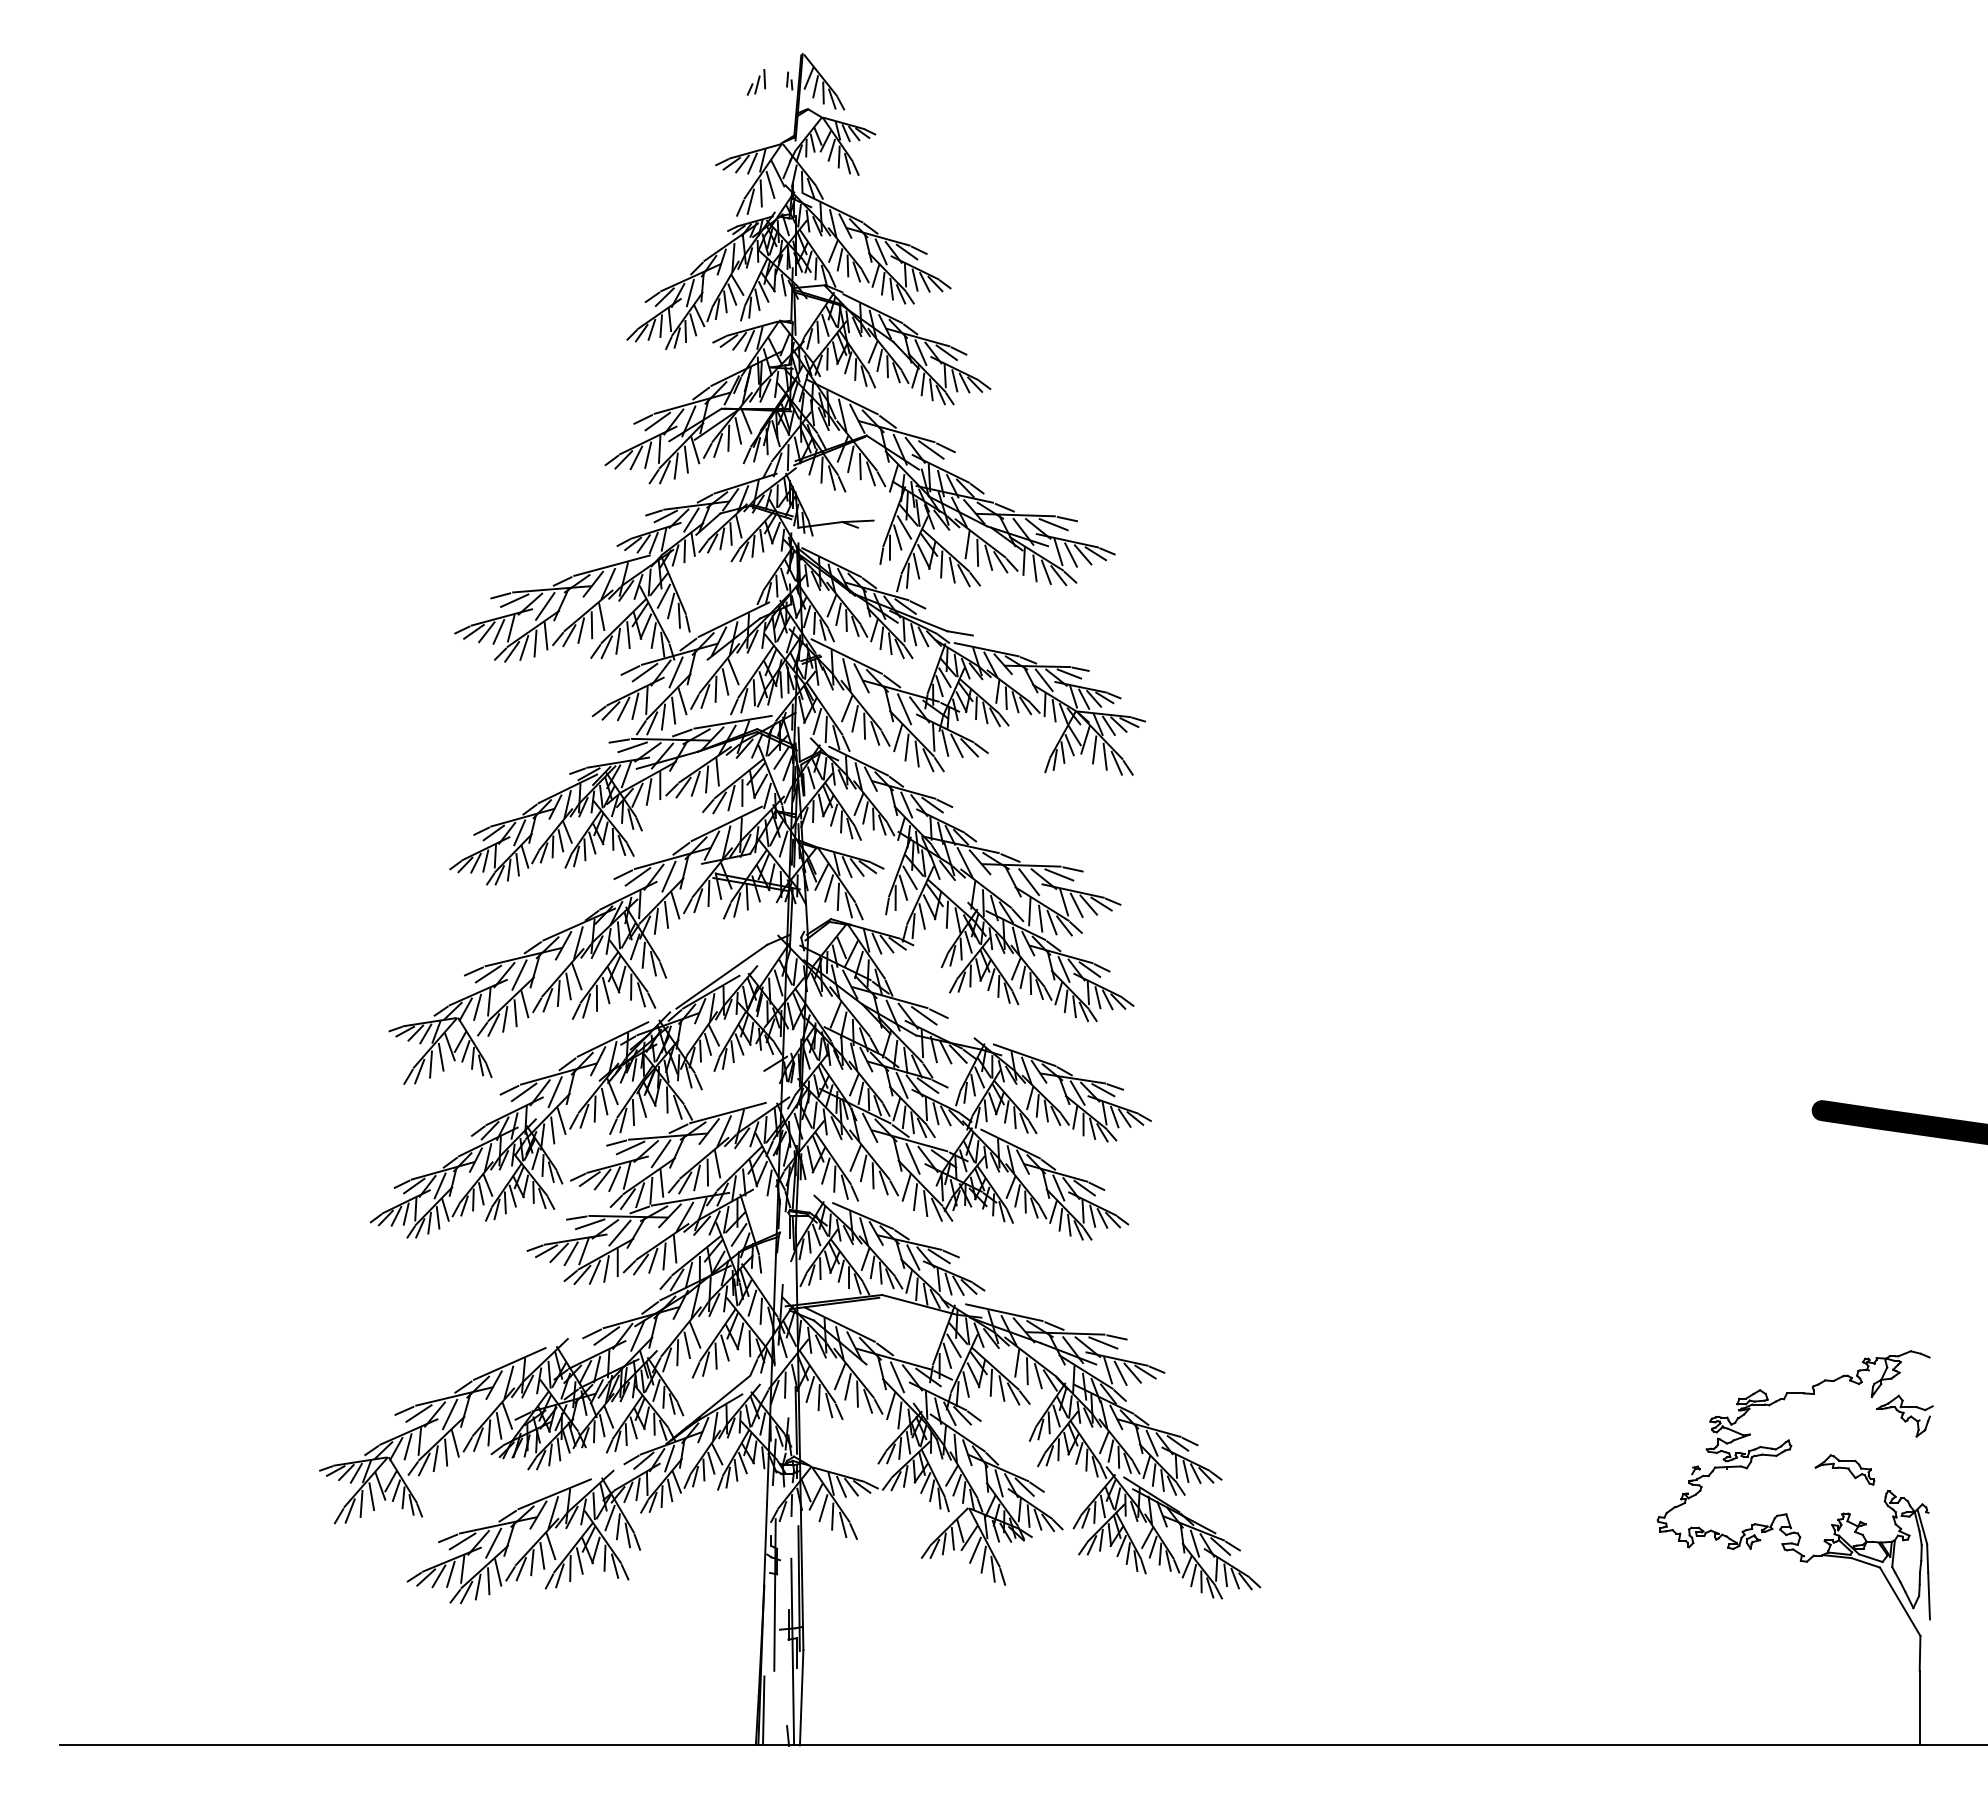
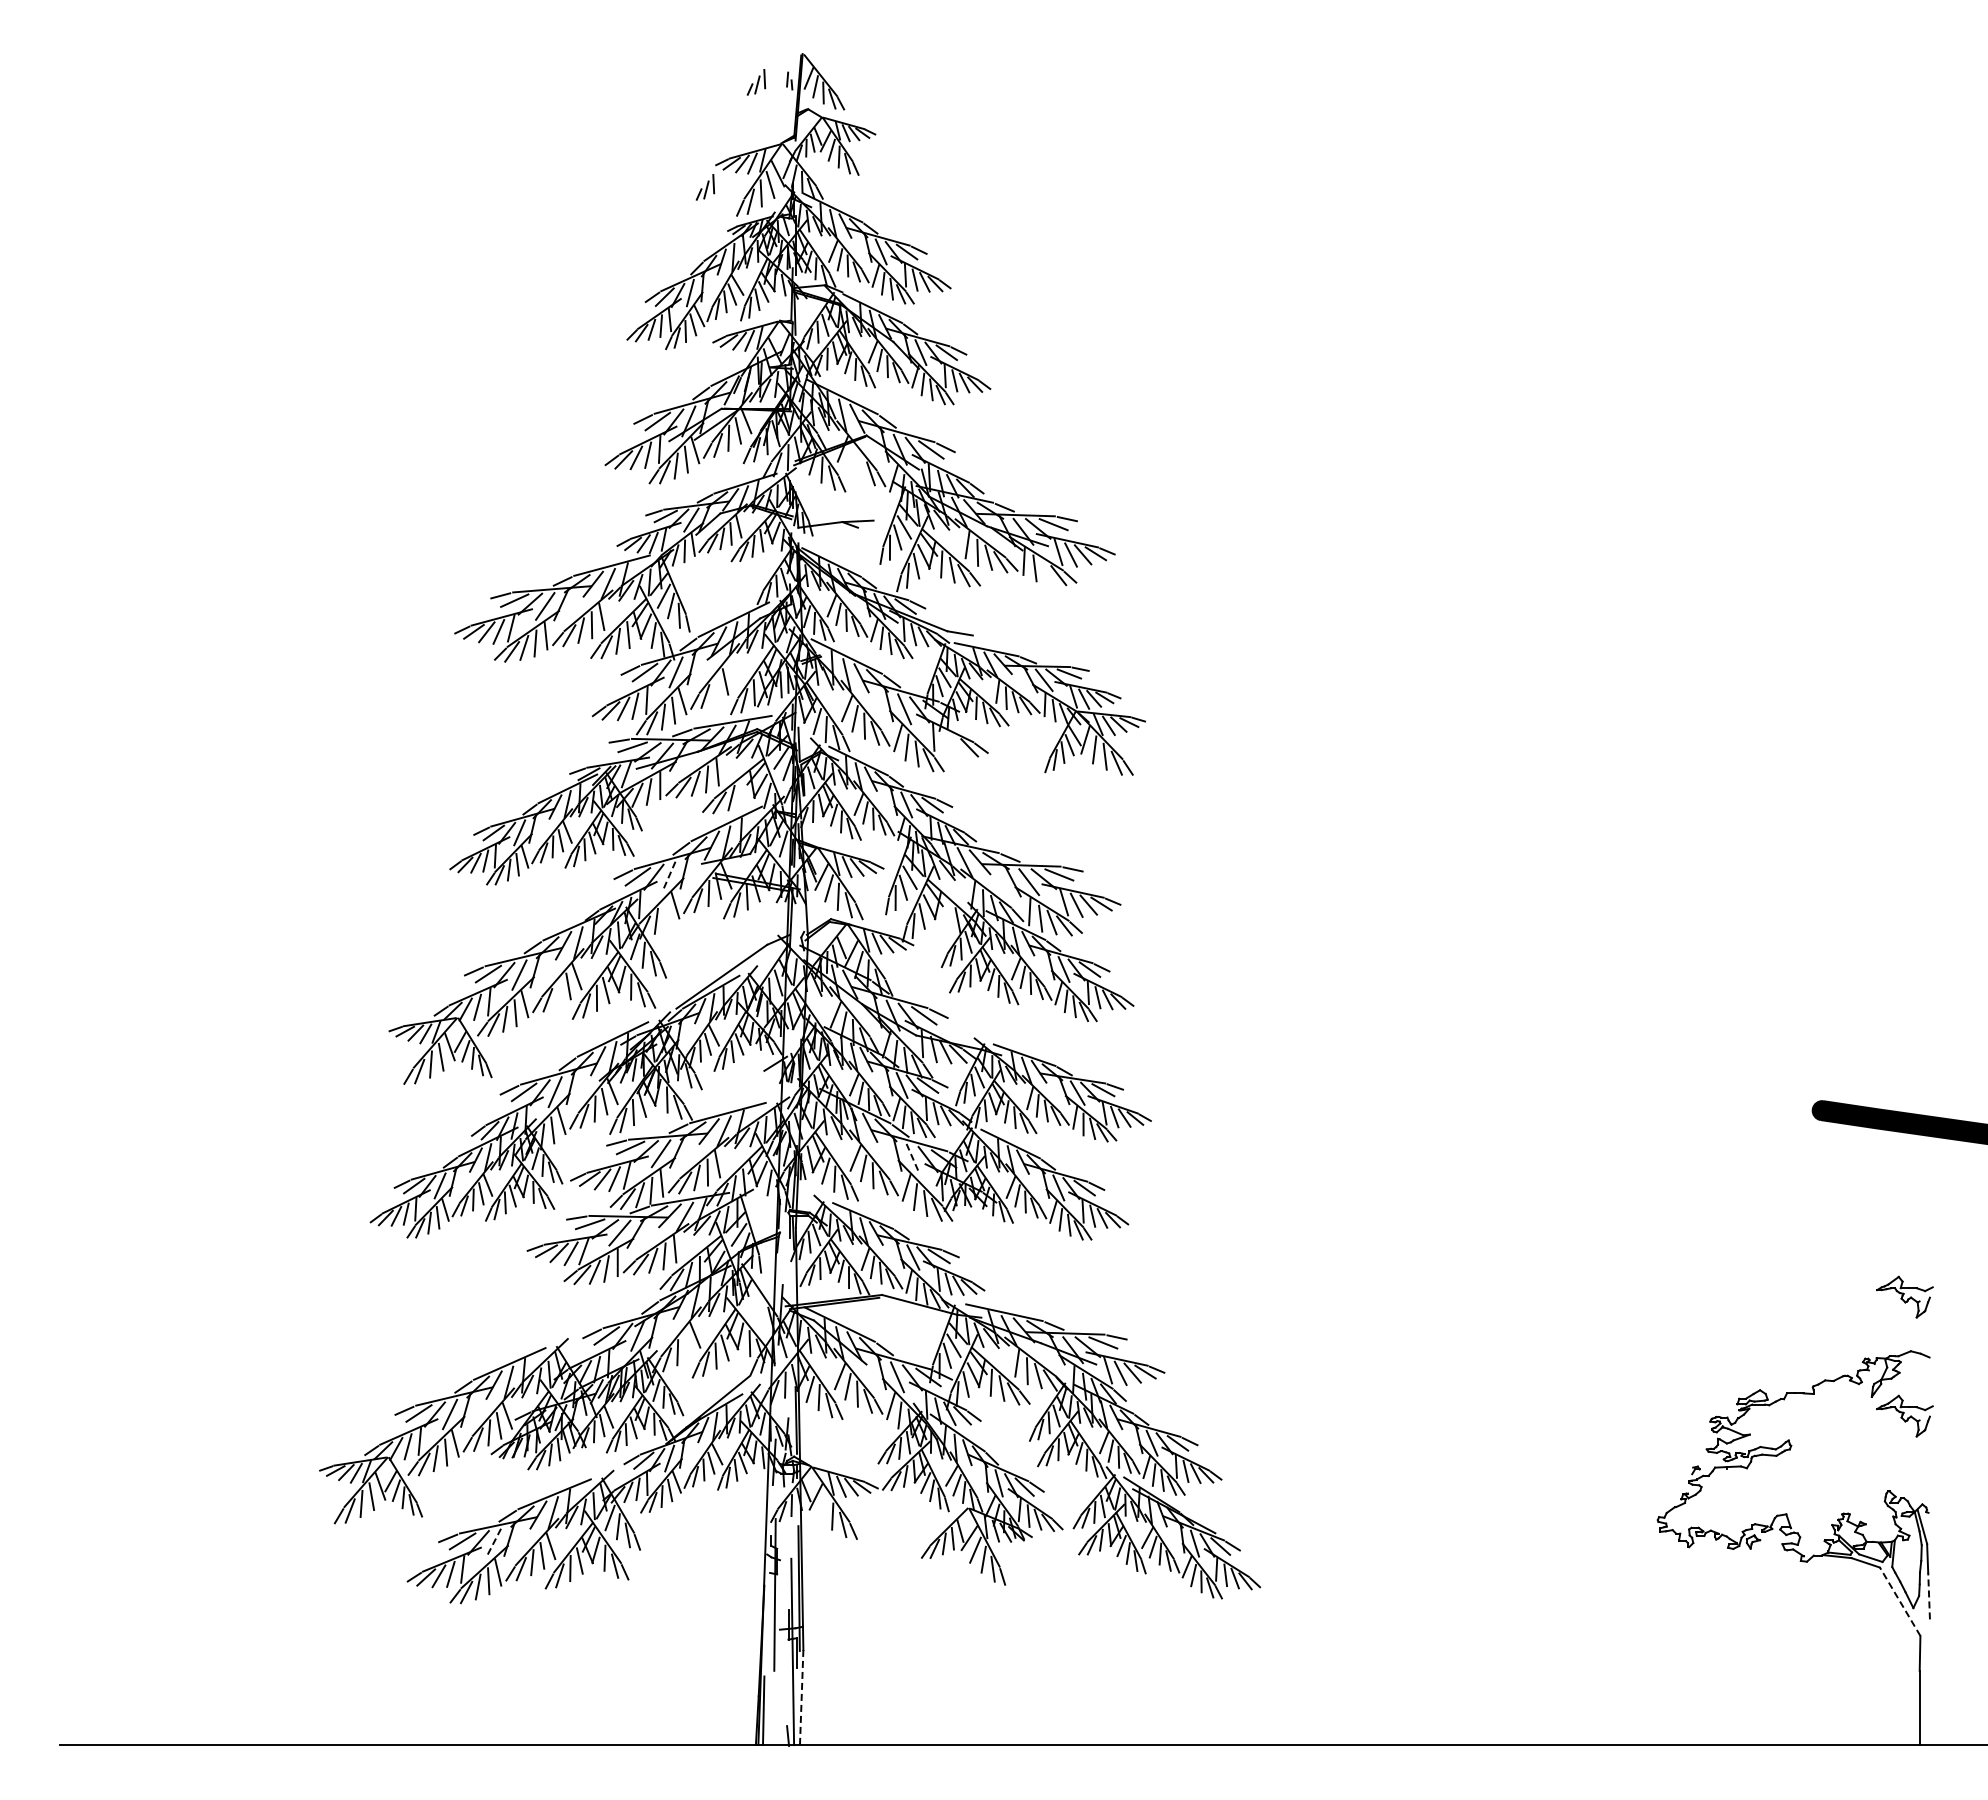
part: none -> present (705, 187)
line: present -> none (850, 459)
line: present -> none (859, 466)
line: present -> none (1045, 572)
line: present -> none (733, 671)
line: present -> none (715, 688)
line: present -> none (945, 742)
line: present -> none (956, 745)
line: present -> none (742, 792)
line: solid -> dashed (668, 877)
line: present -> none (666, 914)
line: present -> none (947, 914)
line: present -> none (558, 992)
line: solid -> dashed (913, 1159)
part: none -> present (1904, 1296)
line: present -> none (752, 1302)
line: present -> none (760, 1310)
line: present -> none (686, 1345)
part: present -> none (1844, 1469)
line: present -> none (823, 1508)
line: solid -> dashed (493, 1543)
line: solid -> dashed (1929, 1595)
line: solid -> dashed (1900, 1601)
line: solid -> dashed (801, 1697)
